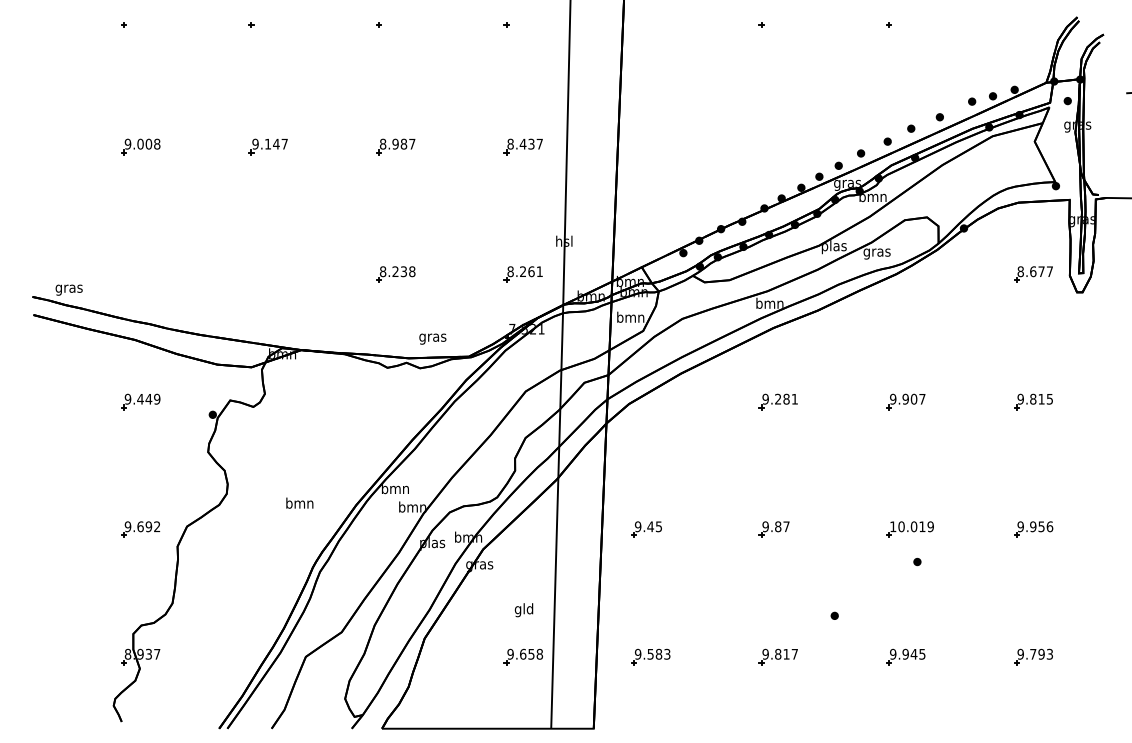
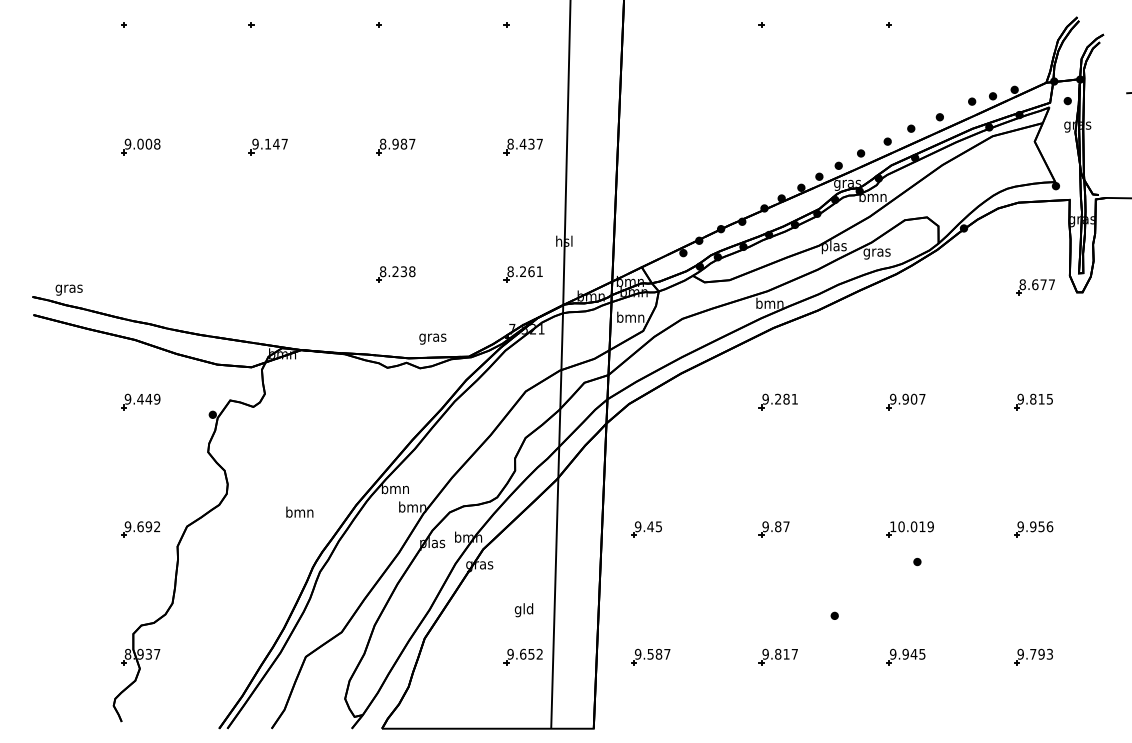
part position: (1033, 274) -> (1035, 287) (1035, 287)
text position: (299, 502) -> (299, 511) (299, 511)
text: 9.583 -> 9.587 (667, 653)
text: 9.658 -> 9.652 (539, 654)
